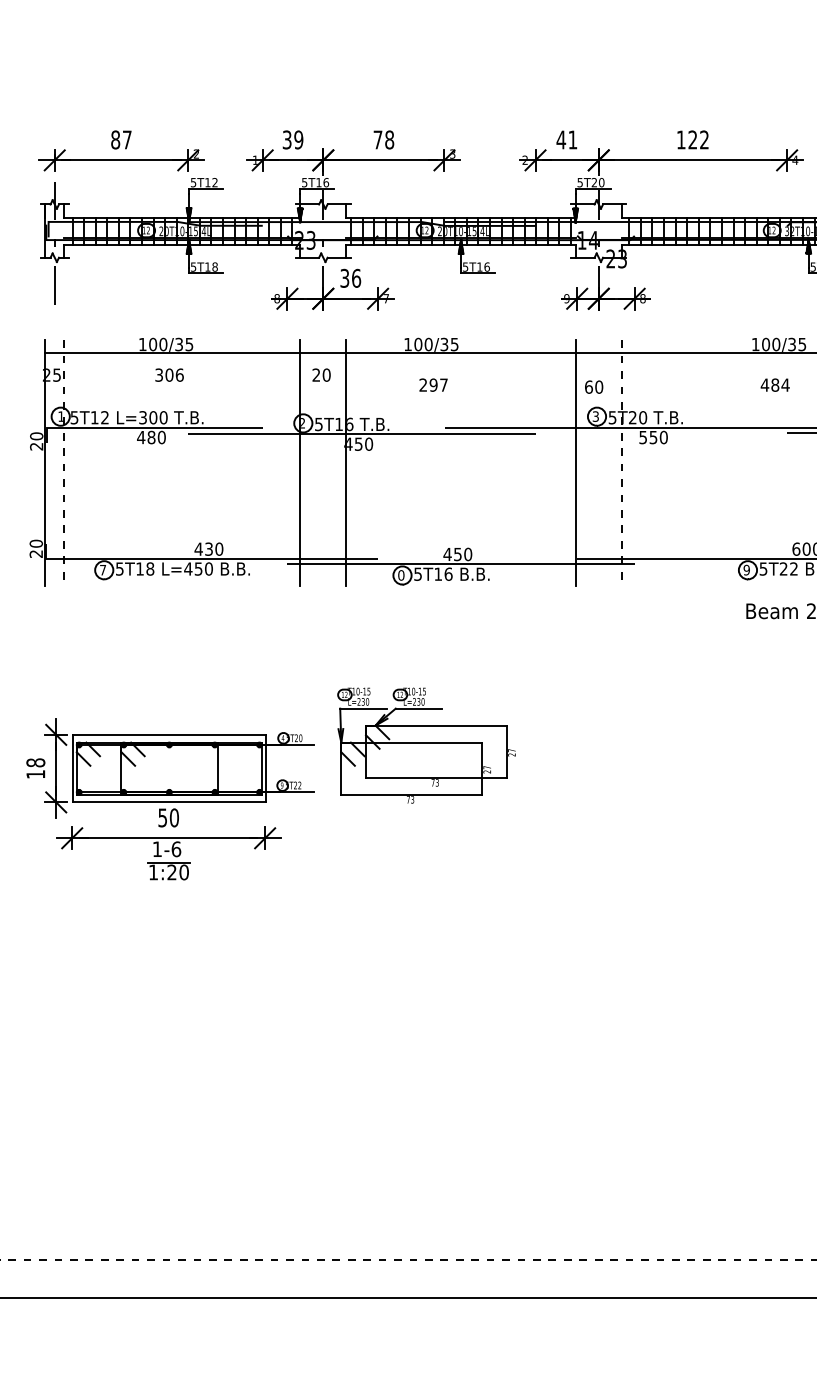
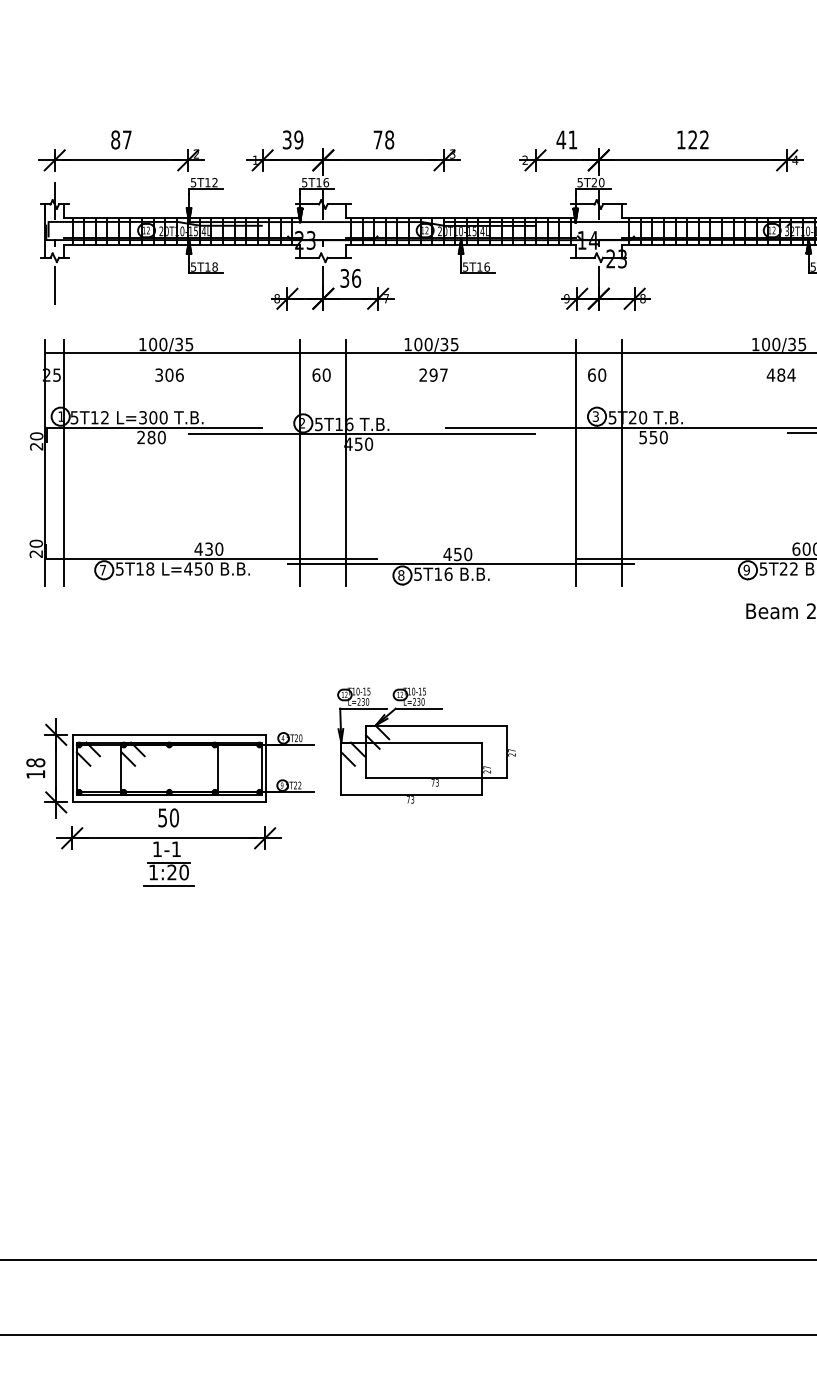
text: 20 -> 60 (316, 374)
text position: (433, 384) -> (433, 374) (433, 374)
text position: (774, 384) -> (780, 374) (780, 374)
text position: (594, 386) -> (597, 374) (597, 374)
text: 480 -> 280 (141, 437)
line: dashed -> solid (64, 462)
line: dashed -> solid (621, 462)
text: 0 -> 8 (401, 575)
text: 1-6 -> 1-1 (176, 849)
line: none -> present (169, 885)
line: dashed -> solid (408, 1260)
line position: (407, 1297) -> (407, 1334) (407, 1334)
